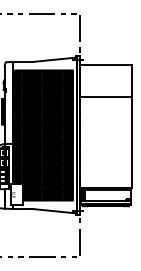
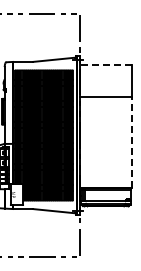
line: solid -> dashed (106, 64)
line: solid -> dashed (131, 142)
